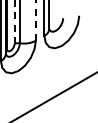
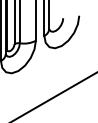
line: dashed -> solid (35, 20)
line: dashed -> solid (14, 22)
